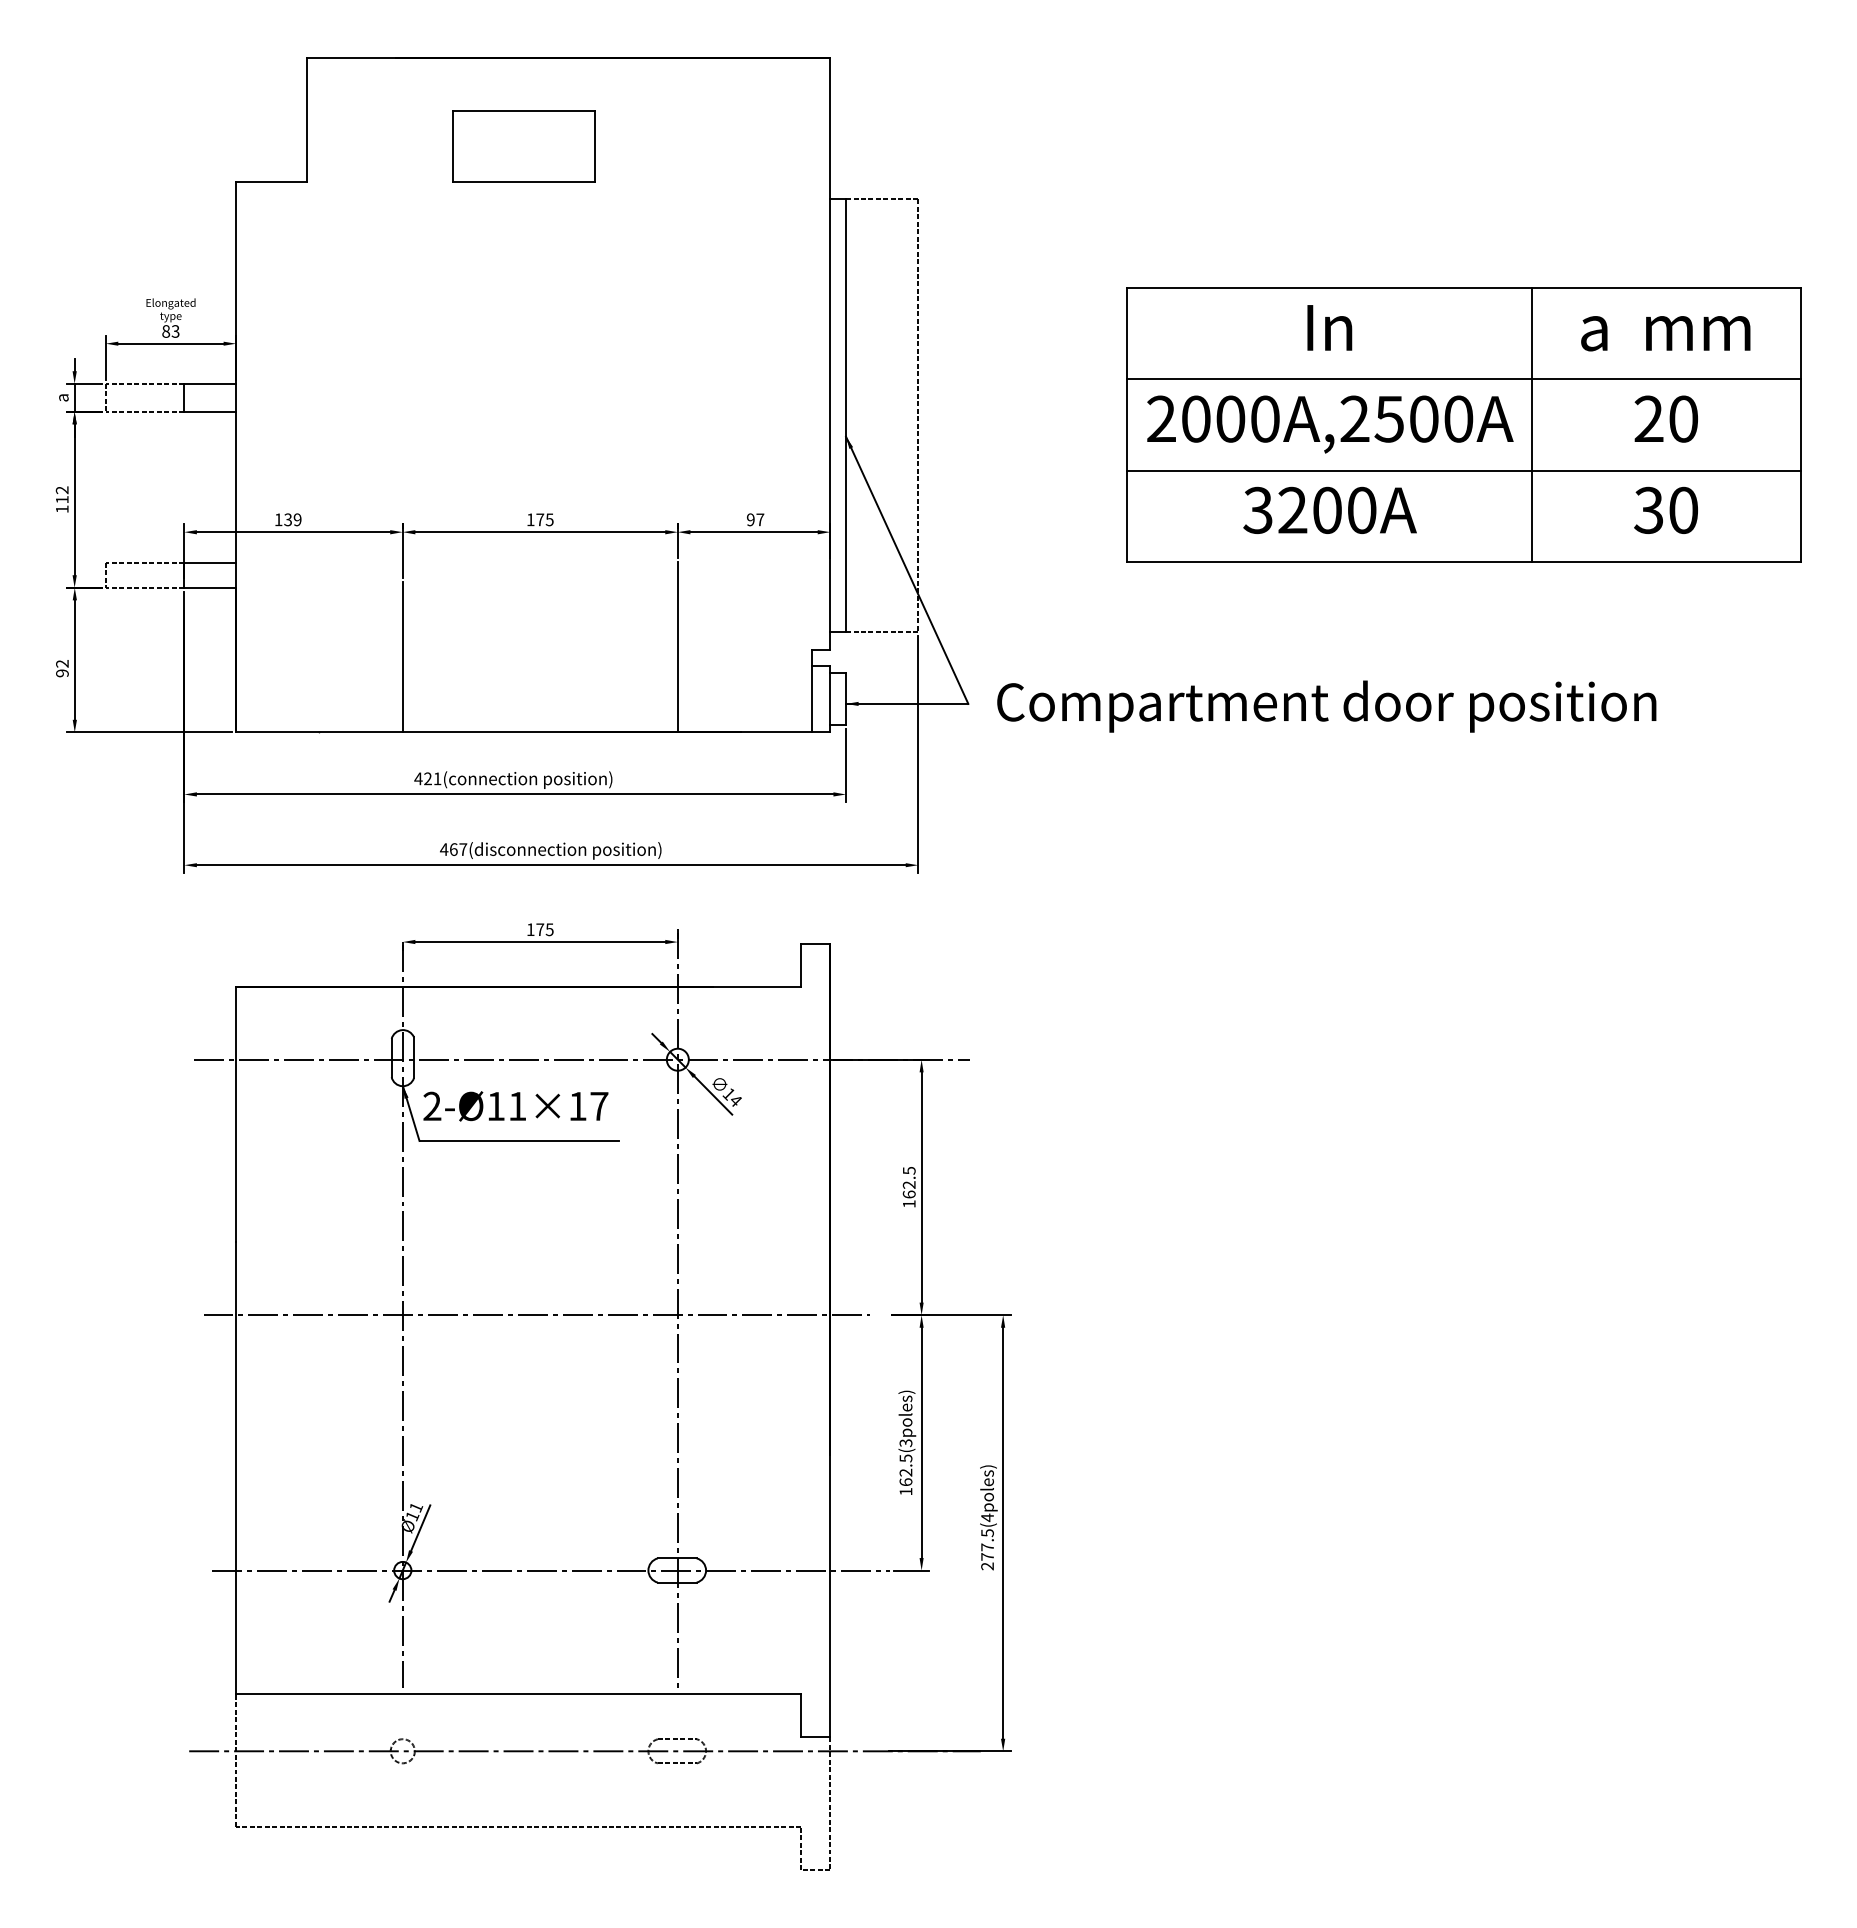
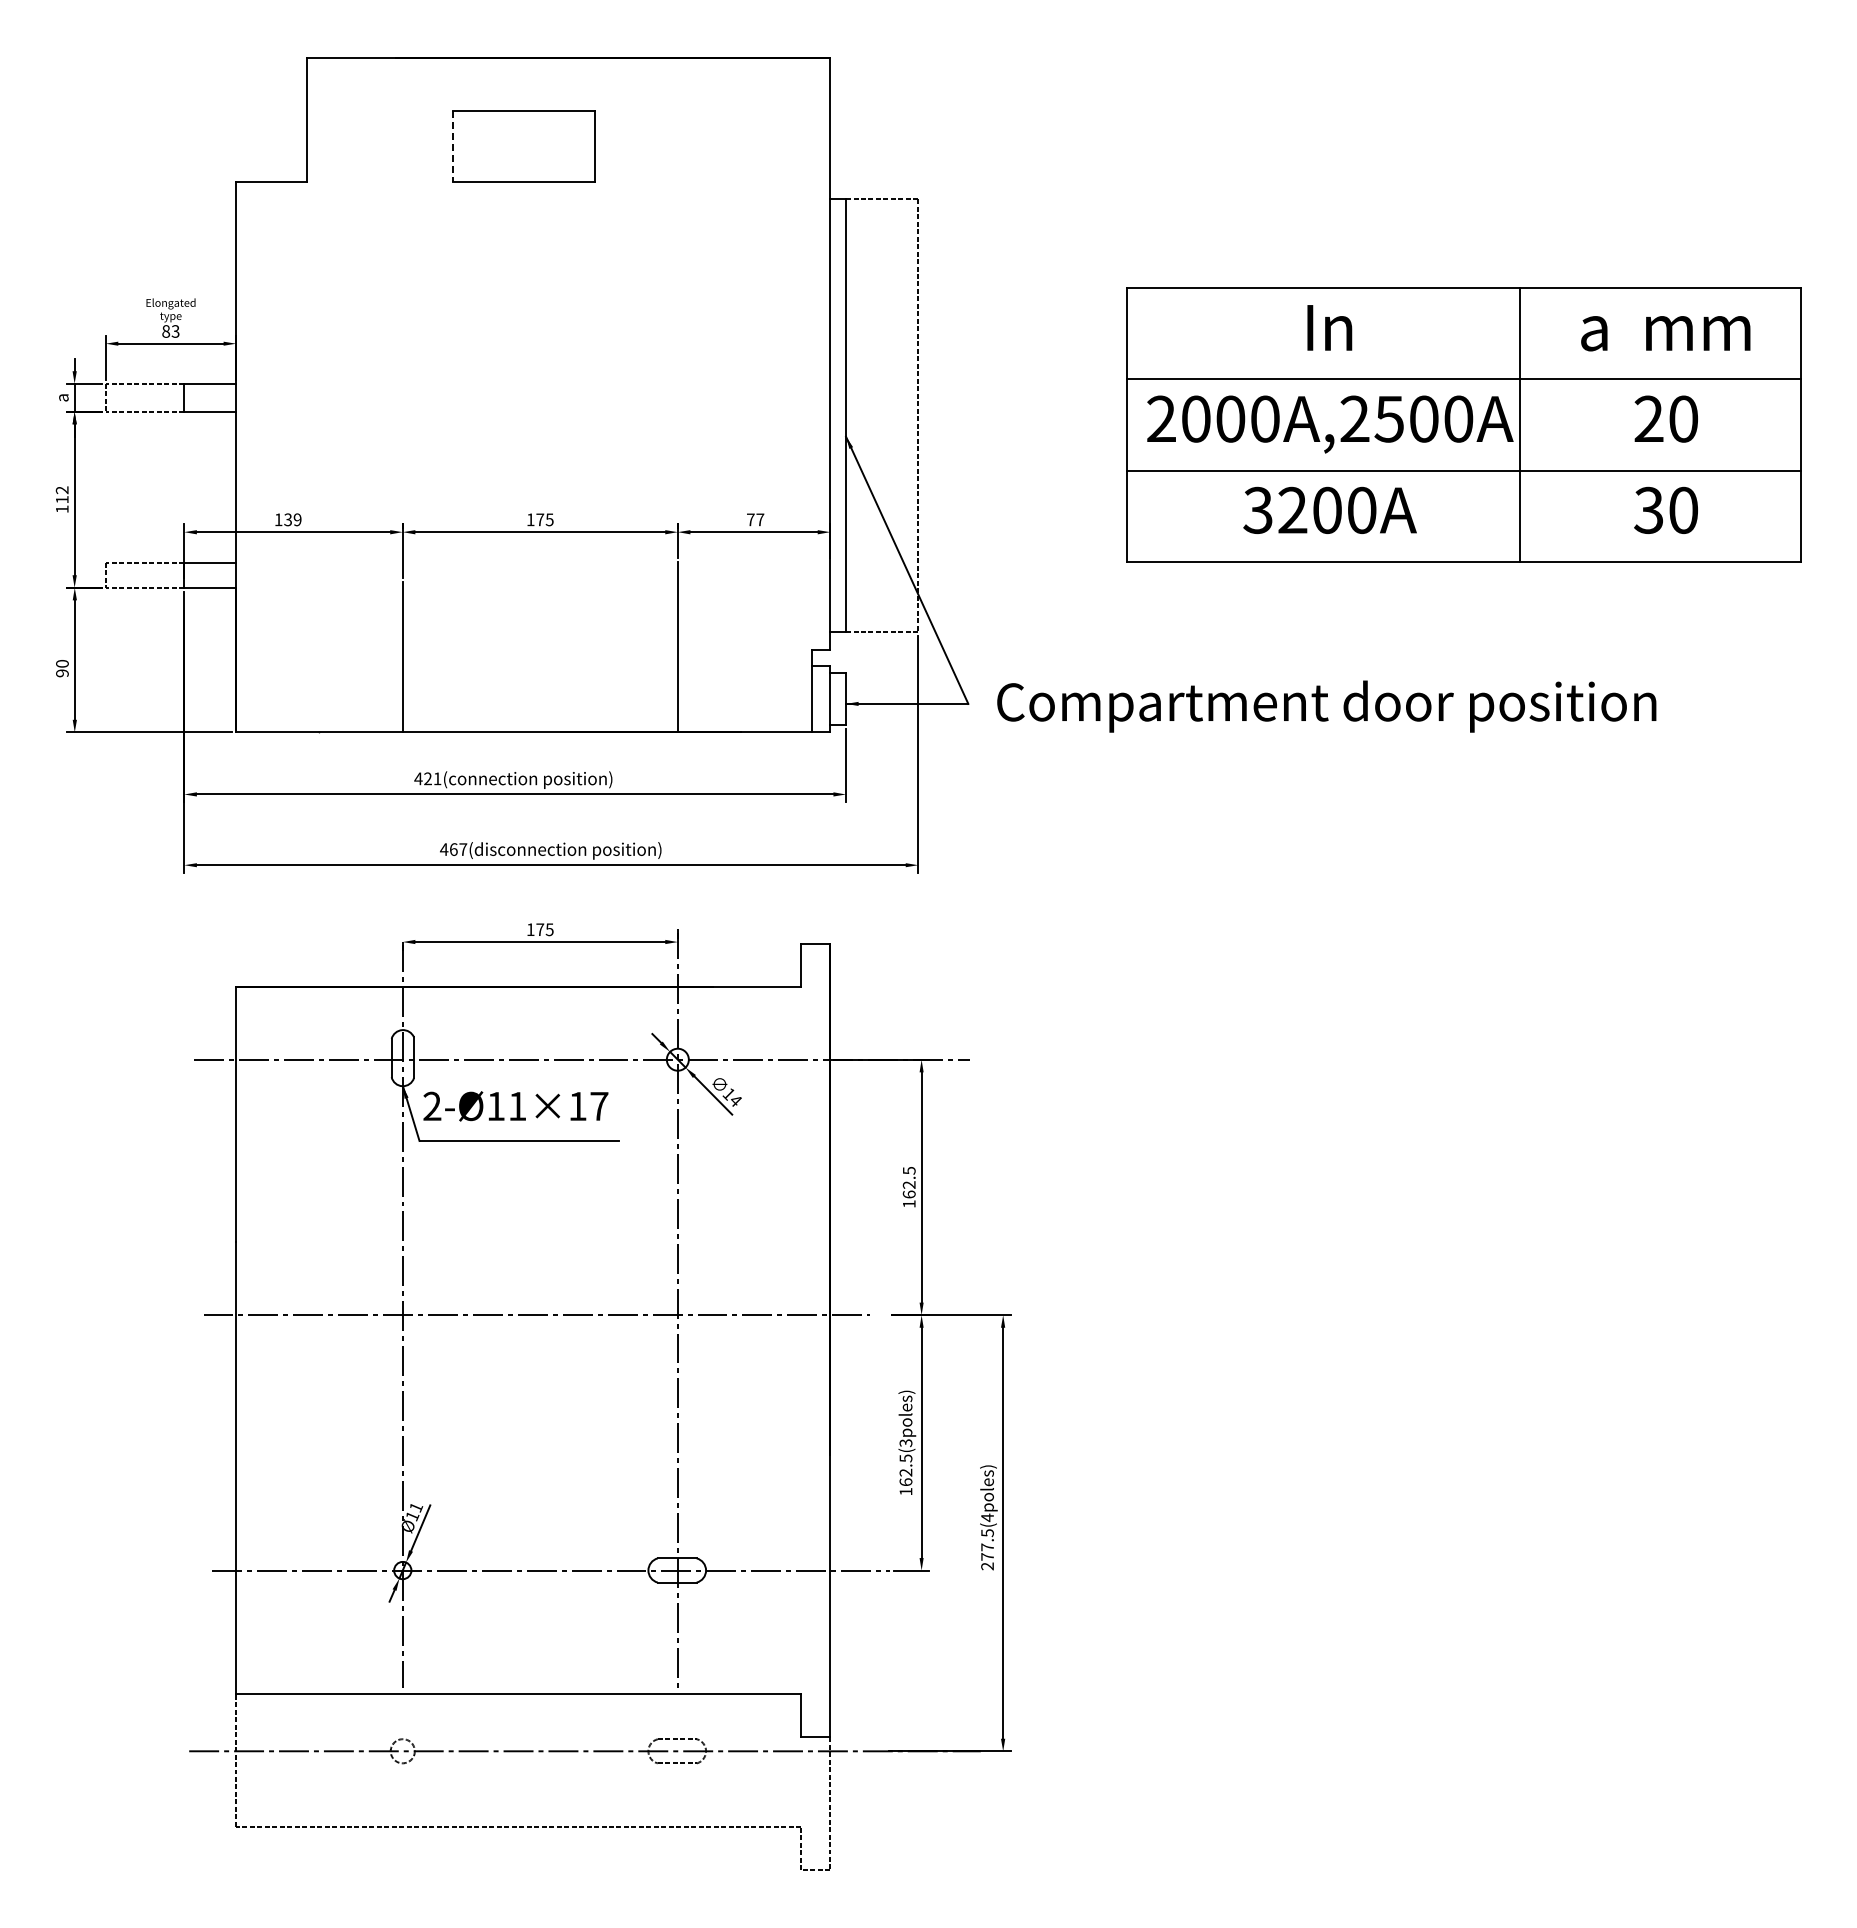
line: solid -> dashed (453, 146)
line position: (1531, 425) -> (1519, 425) (1519, 425)
text: 97 -> 77 (750, 519)
text: 92 -> 90 (62, 663)
